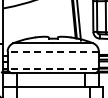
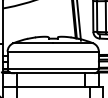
line: dashed -> solid (53, 51)
line: dashed -> solid (53, 68)
